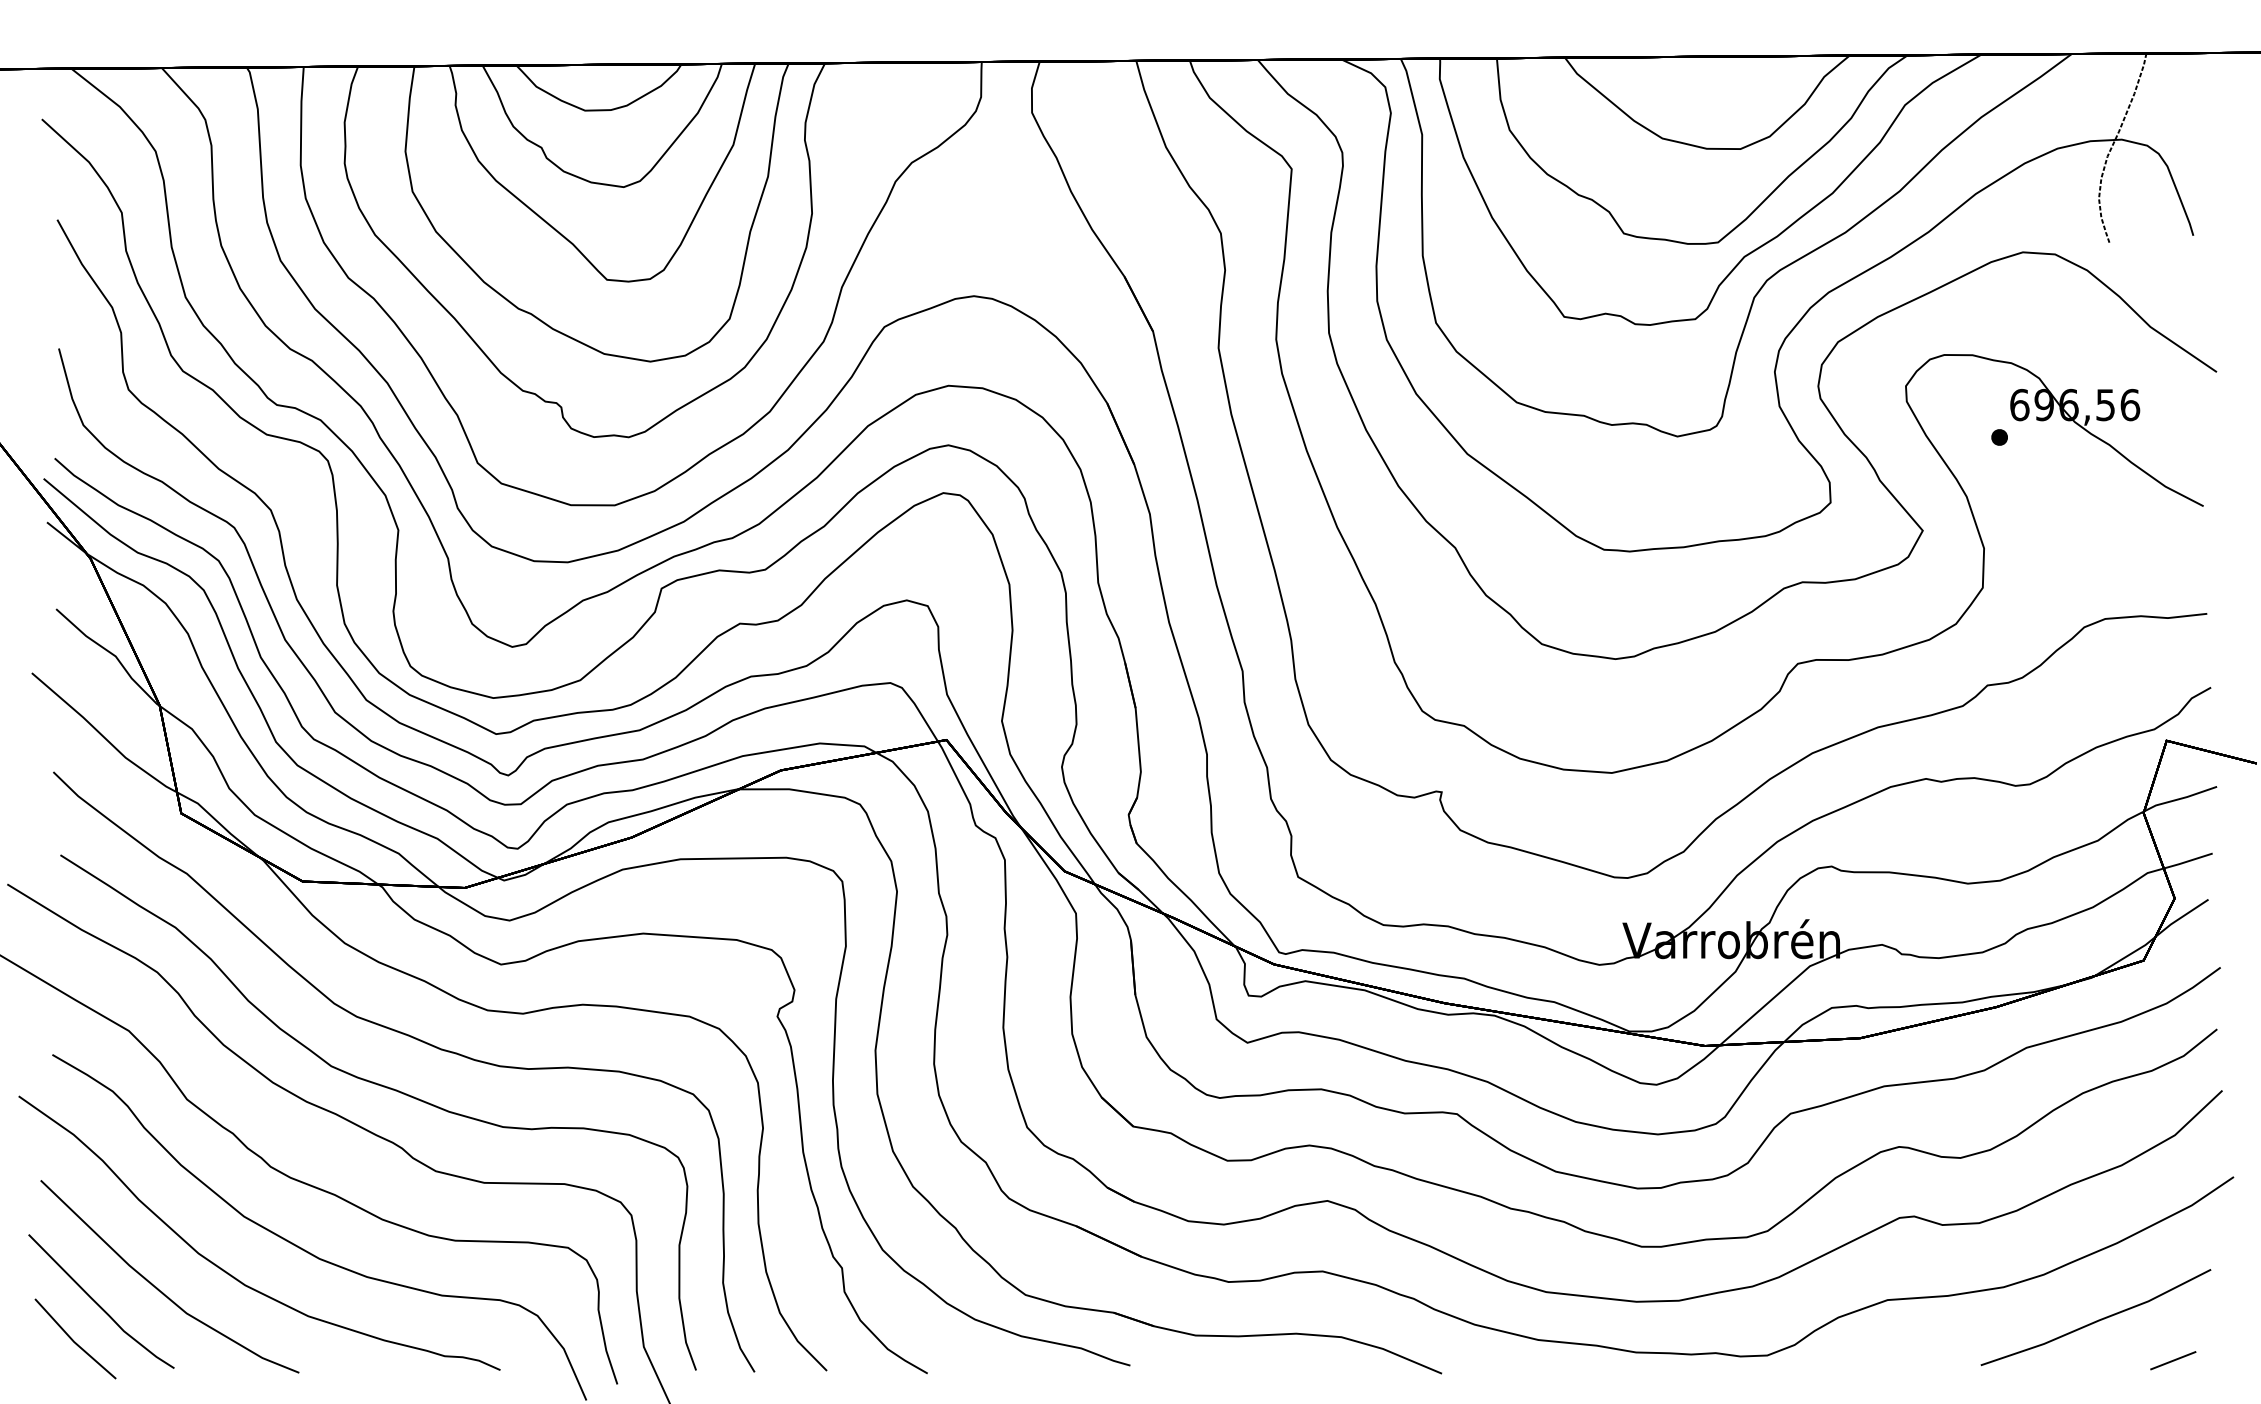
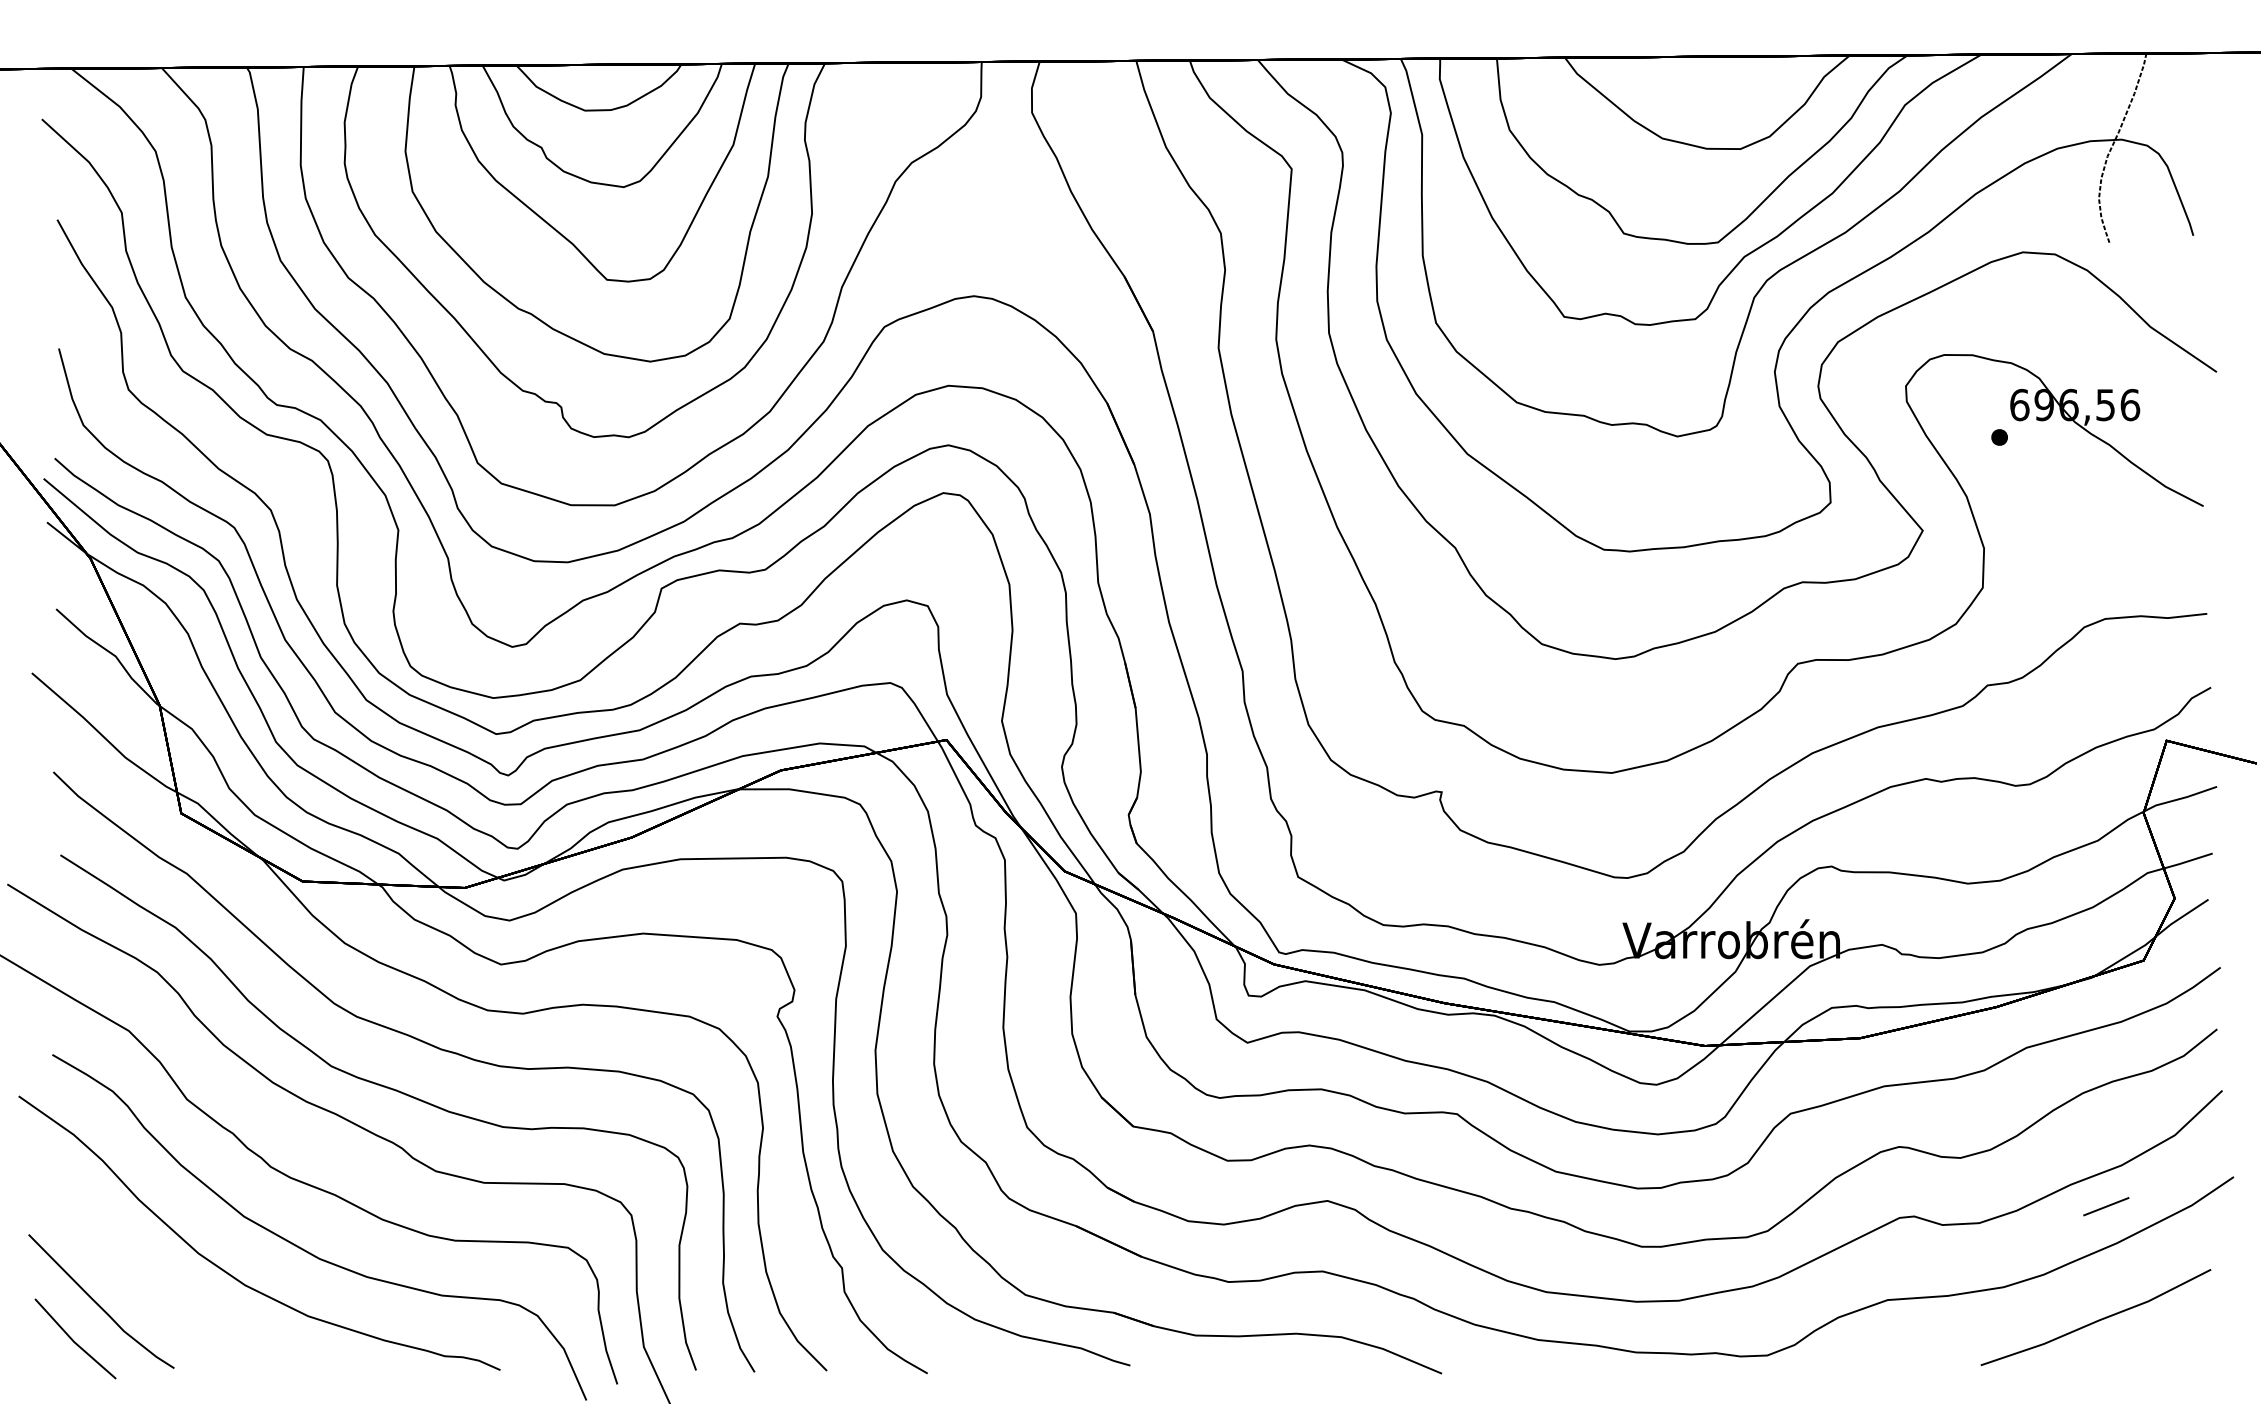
part: present -> none (157, 1287)
line position: (2173, 1360) -> (2106, 1206) (2106, 1206)
